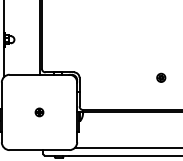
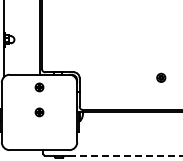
part: none -> present (39, 87)
line: present -> none (126, 147)
line: solid -> dashed (126, 155)
